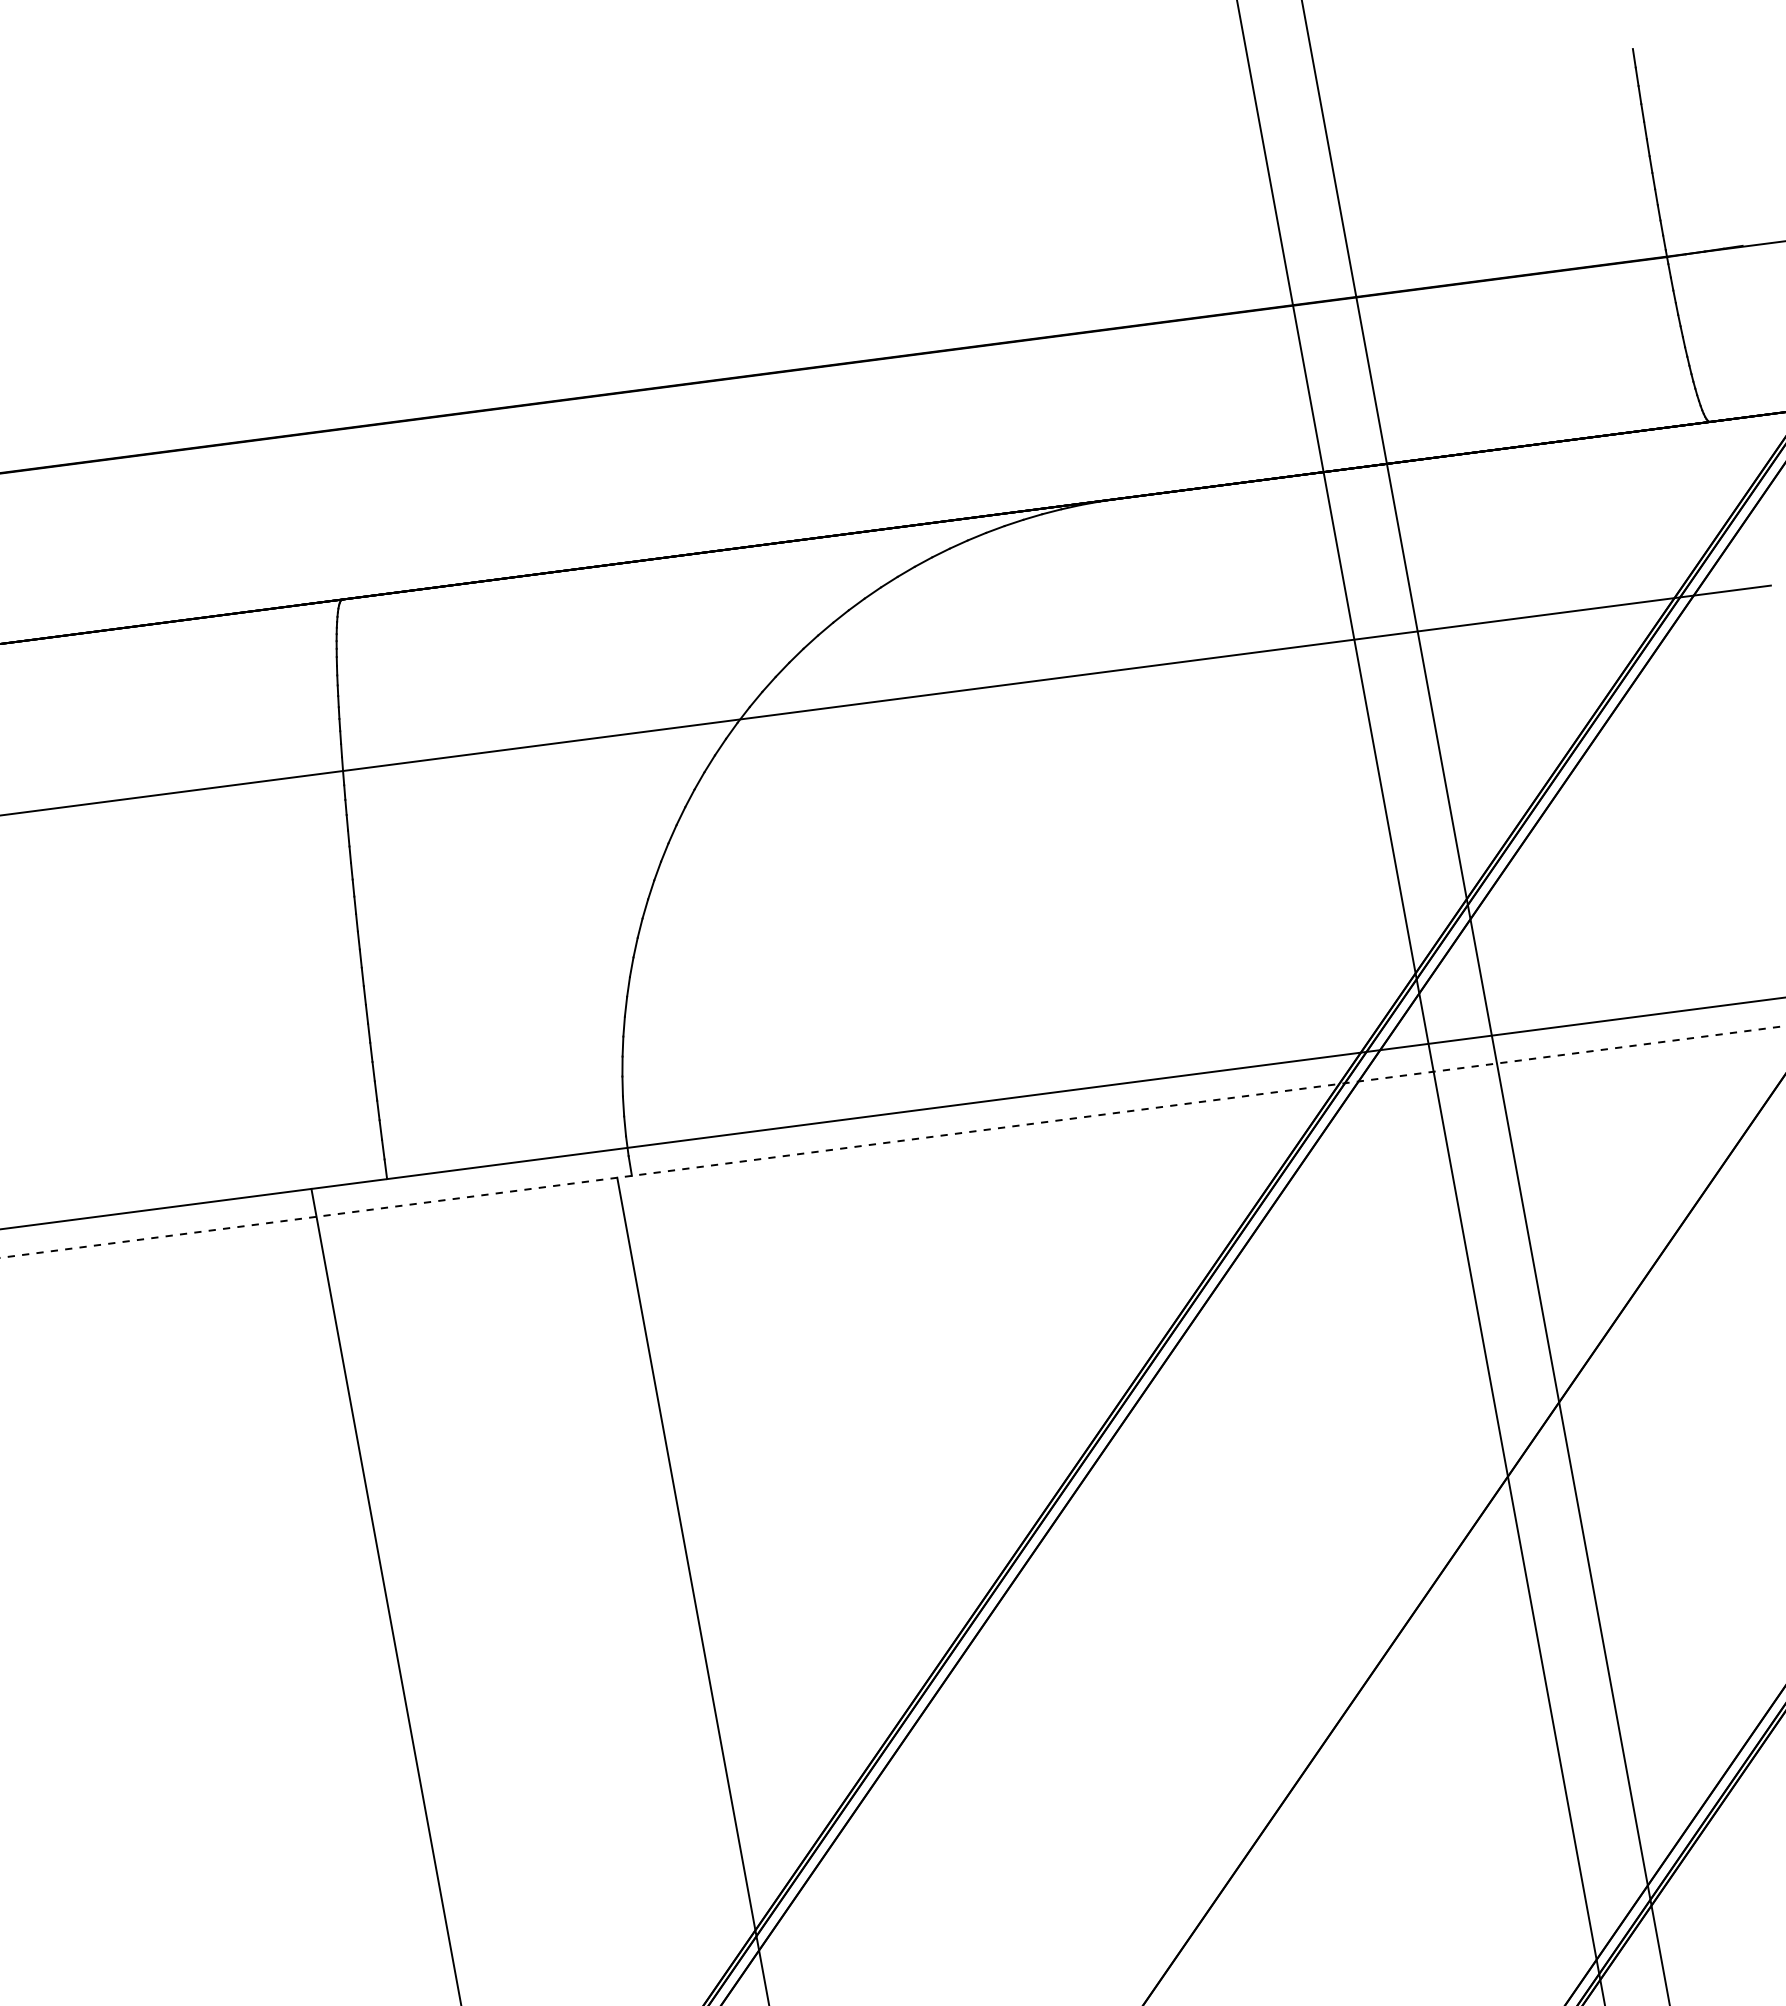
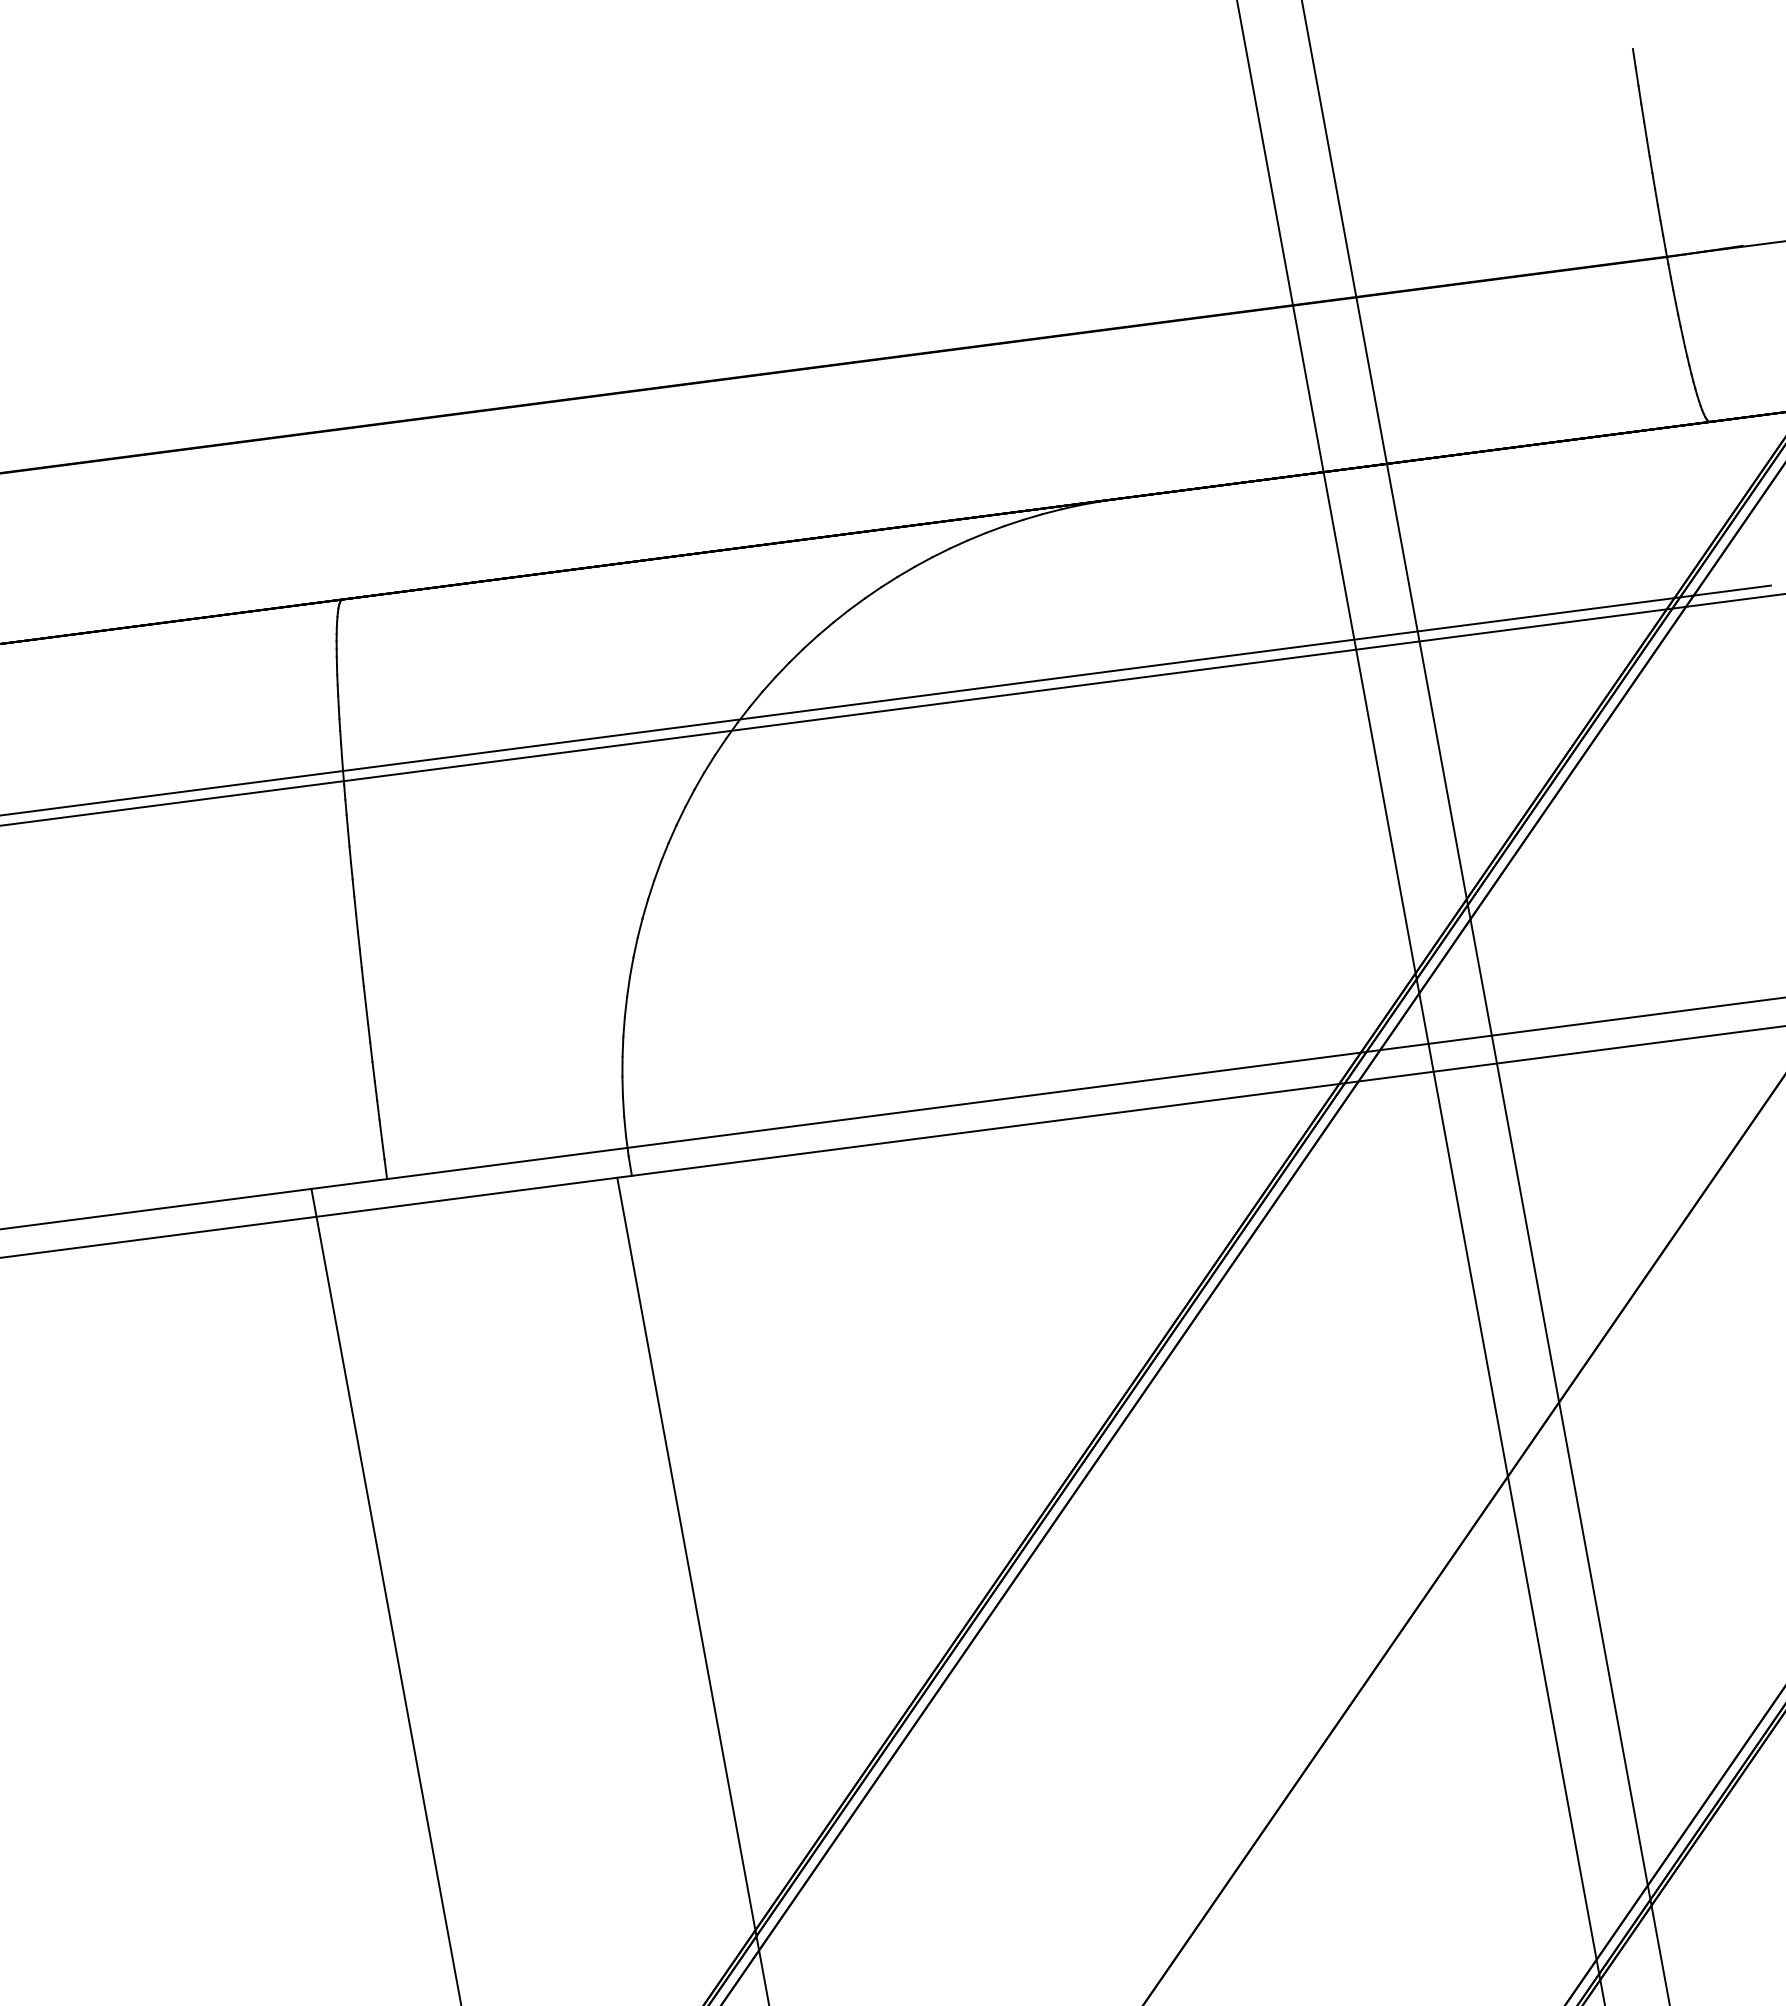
line: none -> present (892, 709)
line: dashed -> solid (892, 1141)
